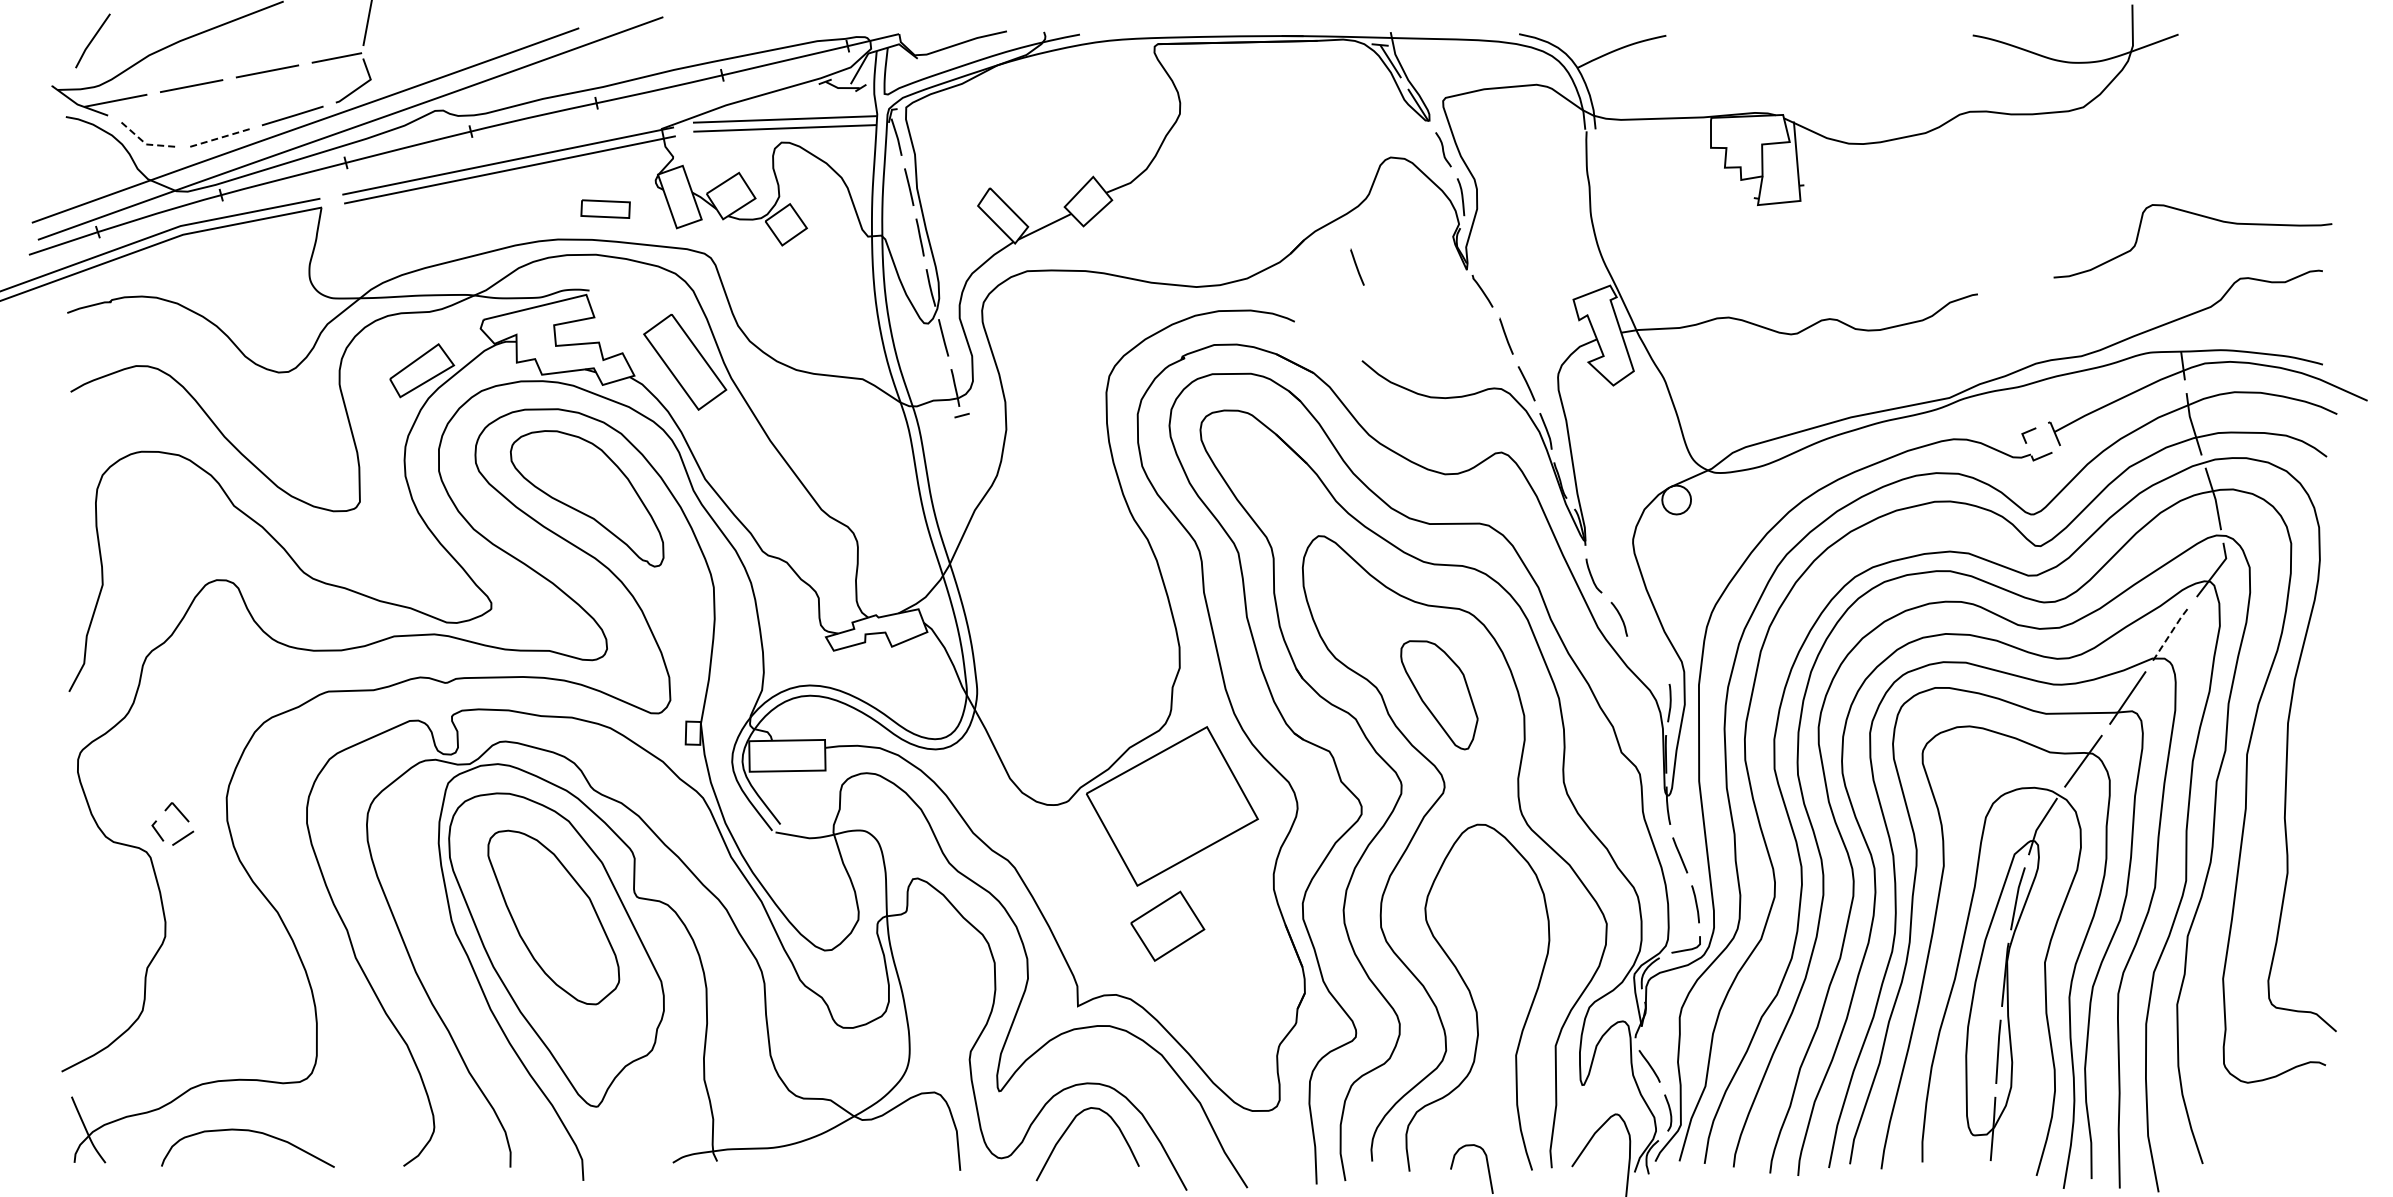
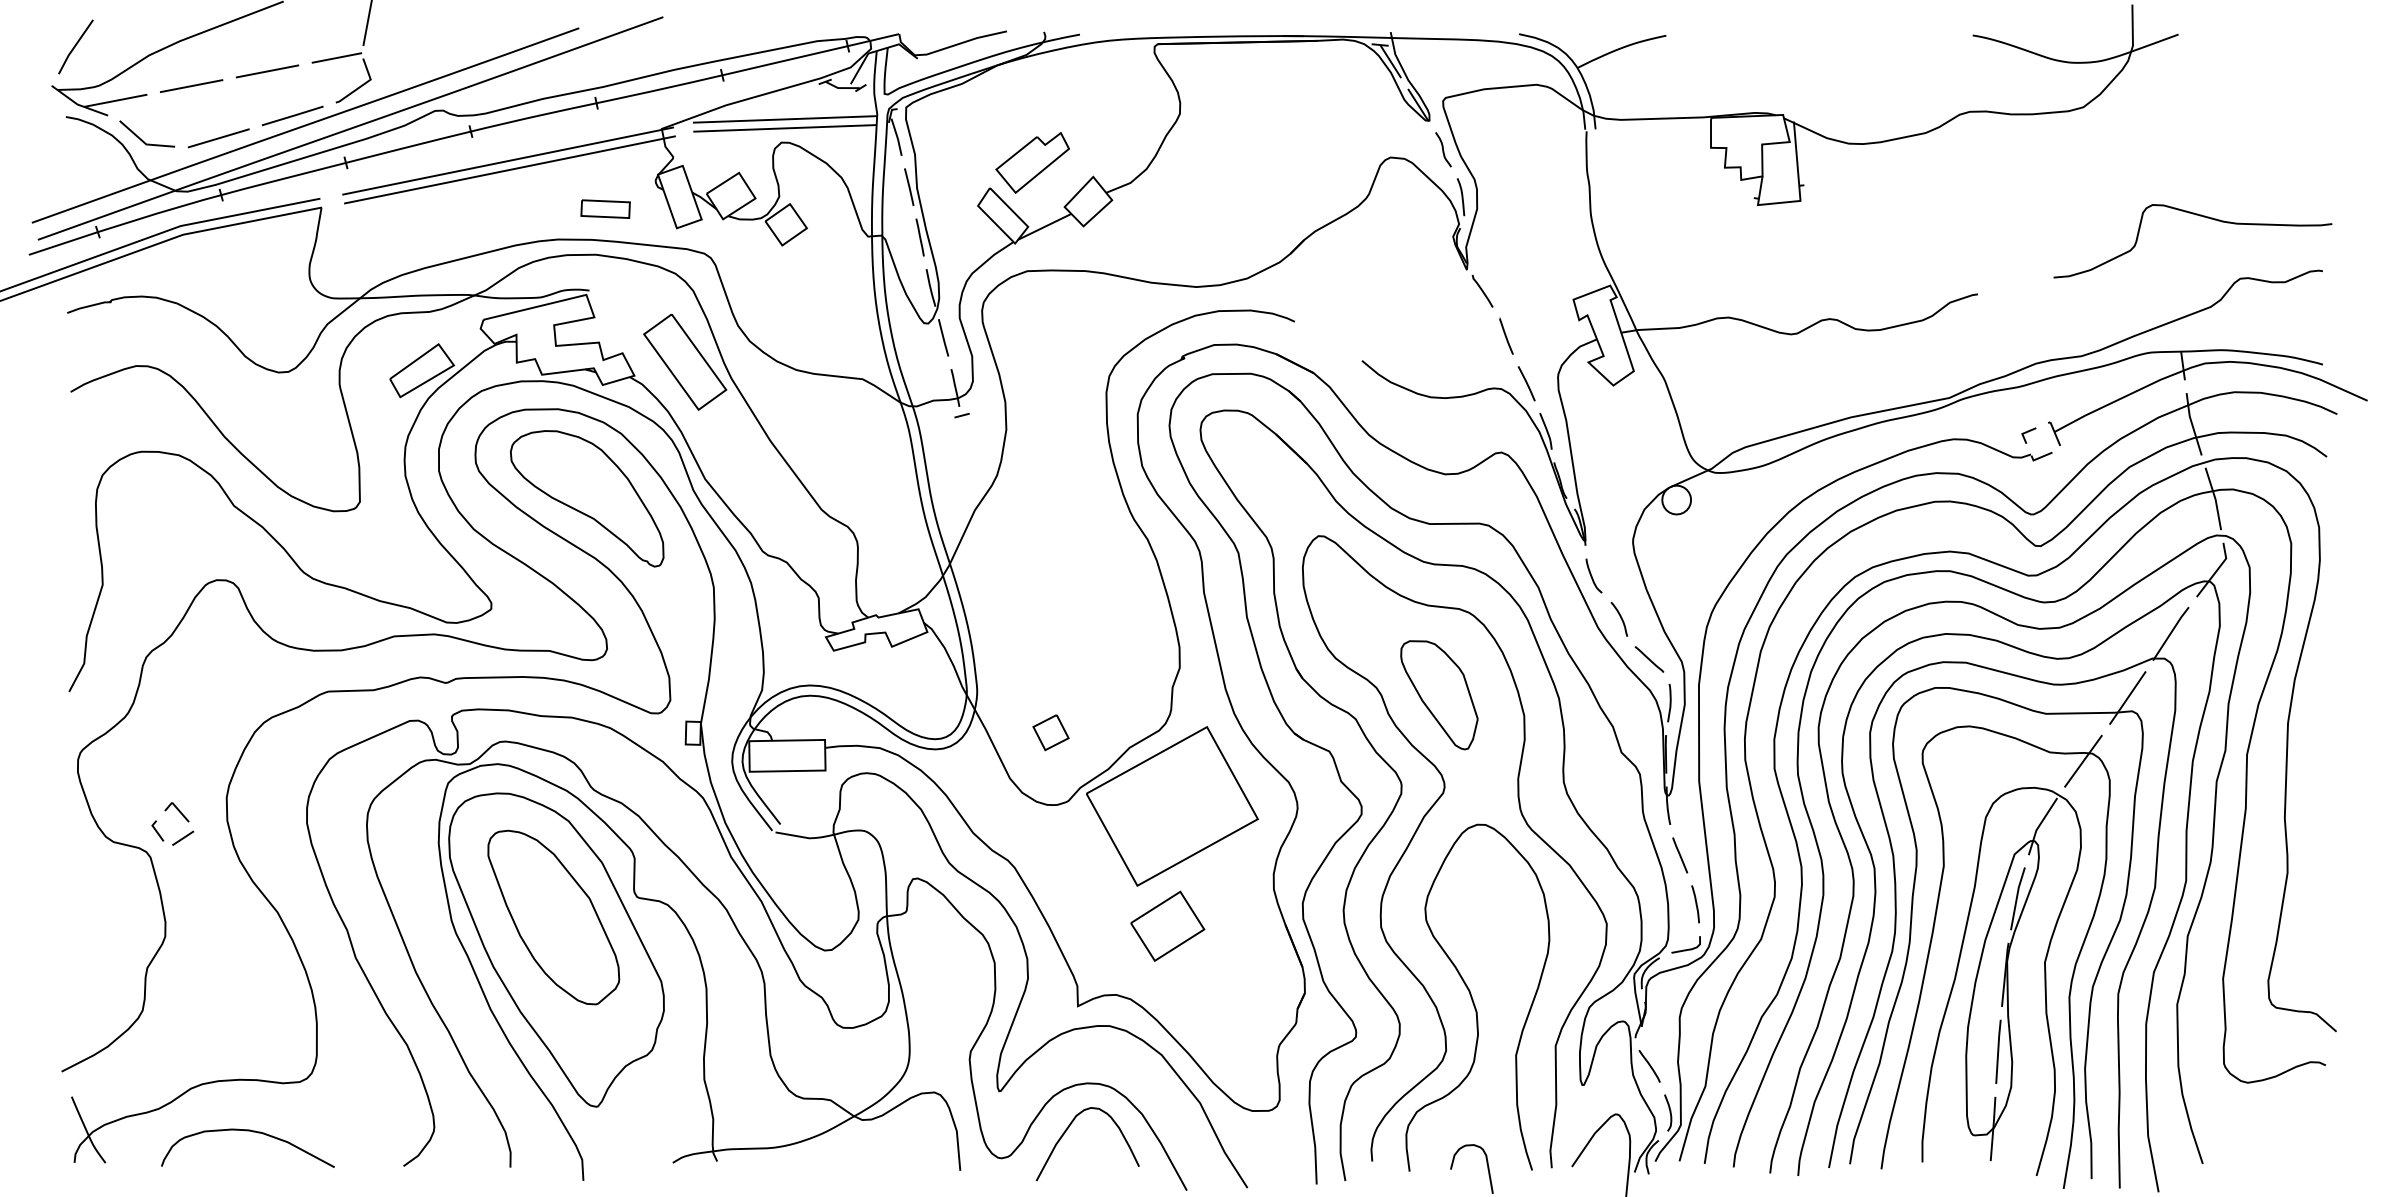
line position: (92, 40) -> (75, 46) (75, 46)
line: dashed -> solid (219, 138)
line: dashed -> solid (144, 142)
part: none -> present (1032, 162)
line: present -> none (1357, 266)
line: dashed -> solid (2170, 633)
line: none -> present (1649, 659)
part: none -> present (1050, 732)
